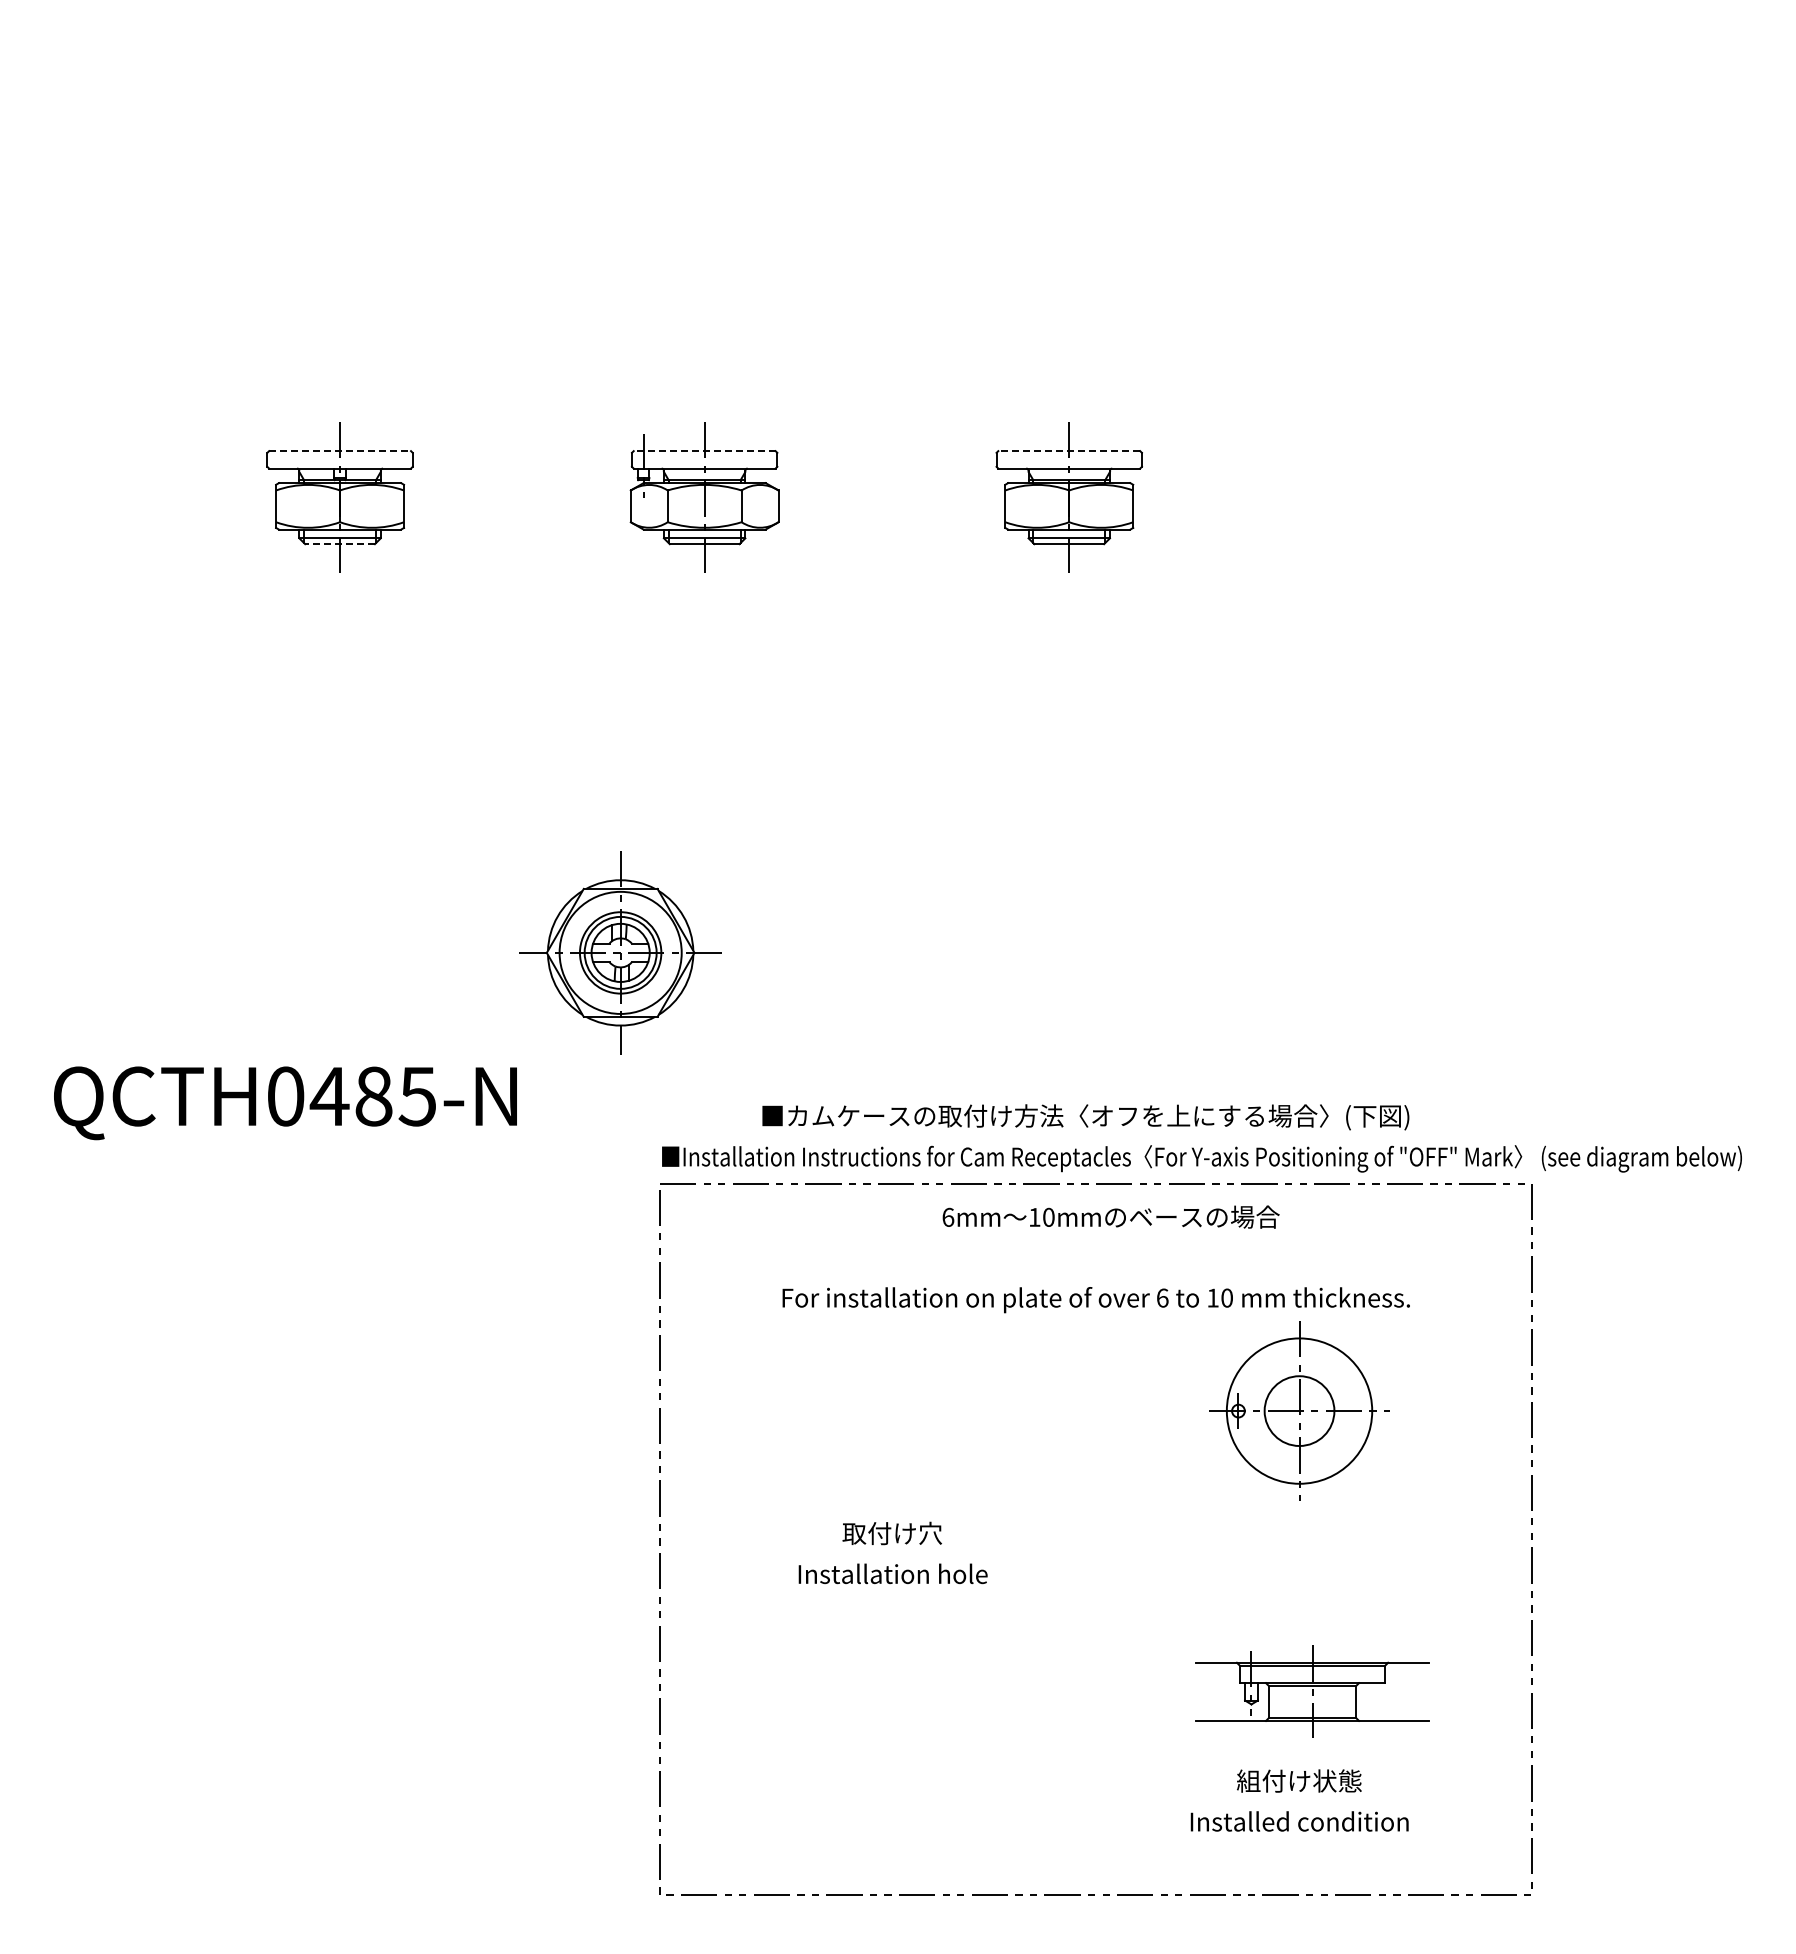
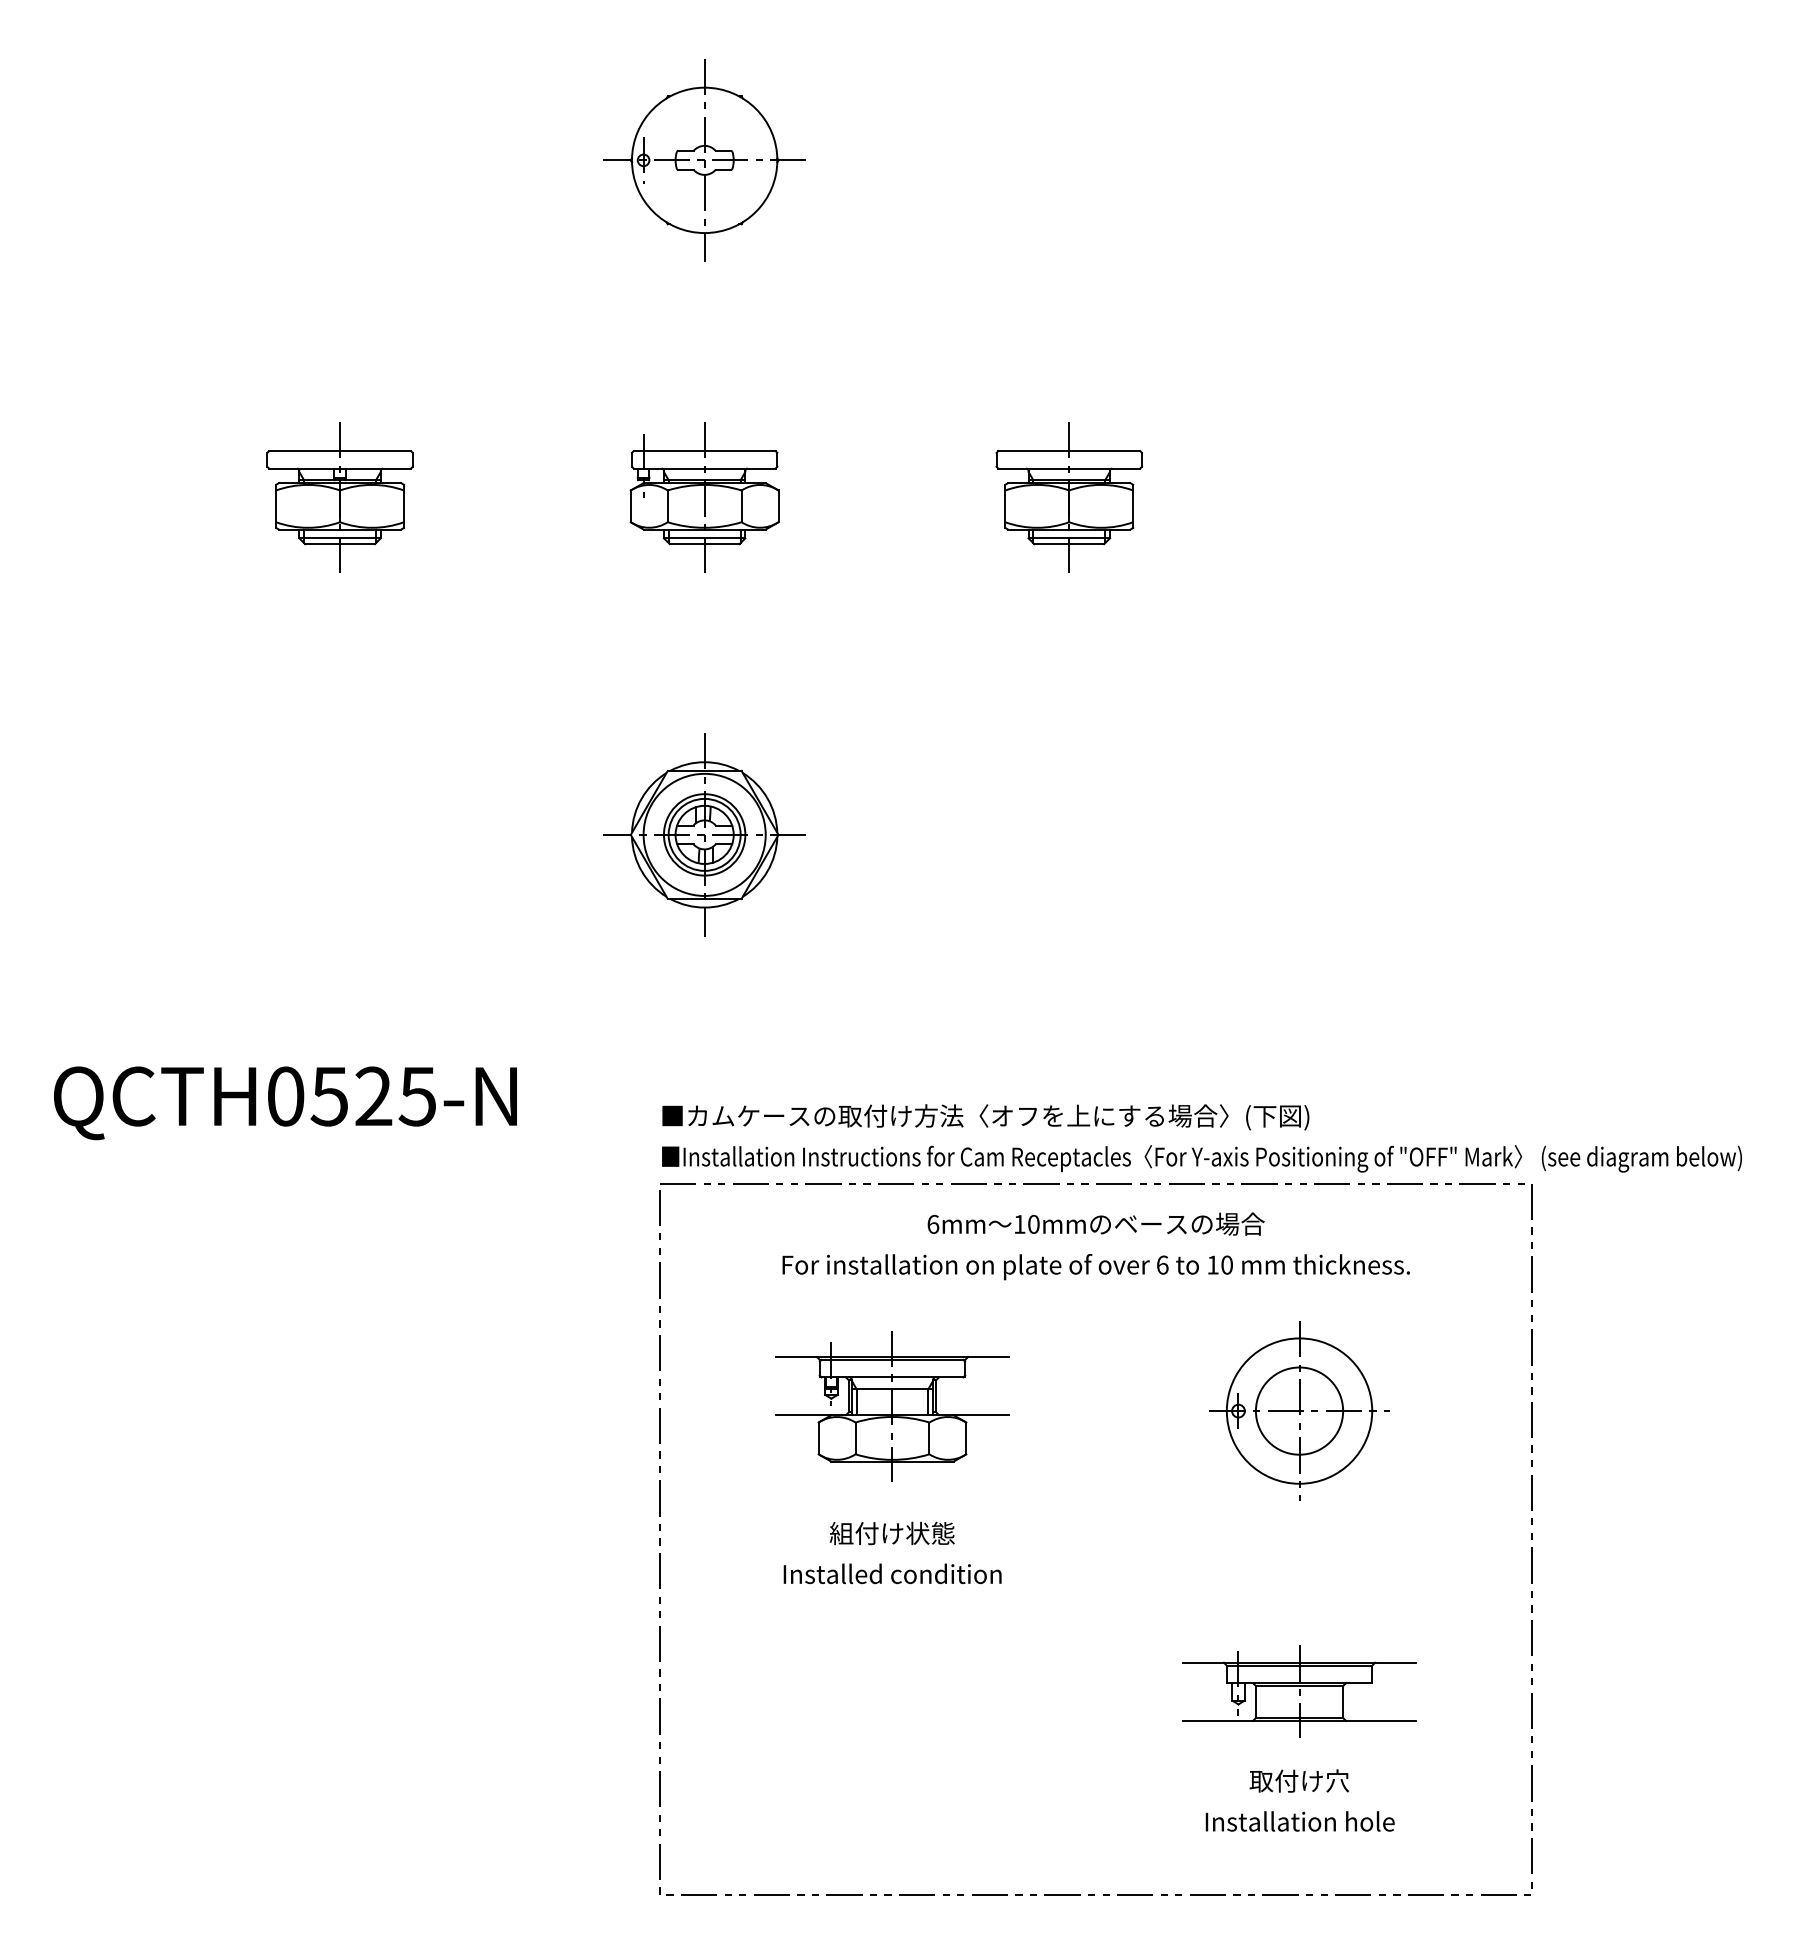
part: none -> present (704, 160)
line: dashed -> solid (340, 451)
line: dashed -> solid (704, 451)
line: dashed -> solid (1069, 451)
line: dashed -> solid (340, 544)
part position: (620, 952) -> (704, 834) (704, 834)
text: QCTH0485-N -> QCTH0525-N (350, 1096)
text position: (1085, 1117) -> (985, 1117) (985, 1117)
text position: (1110, 1216) -> (1095, 1223) (1095, 1223)
text position: (1095, 1300) -> (1095, 1267) (1095, 1267)
part: none -> present (892, 1406)
circle diameter: 70 px -> 87 px (1299, 1410)
text: 取付け穴 -> 組付け状態 (891, 1533)
text: Installation hole -> Installed condition (892, 1573)
part position: (1312, 1691) -> (1299, 1691) (1299, 1691)
text: 組付け状態 -> 取付け穴 (1298, 1780)
text: Installed condition -> Installation hole (1299, 1821)
